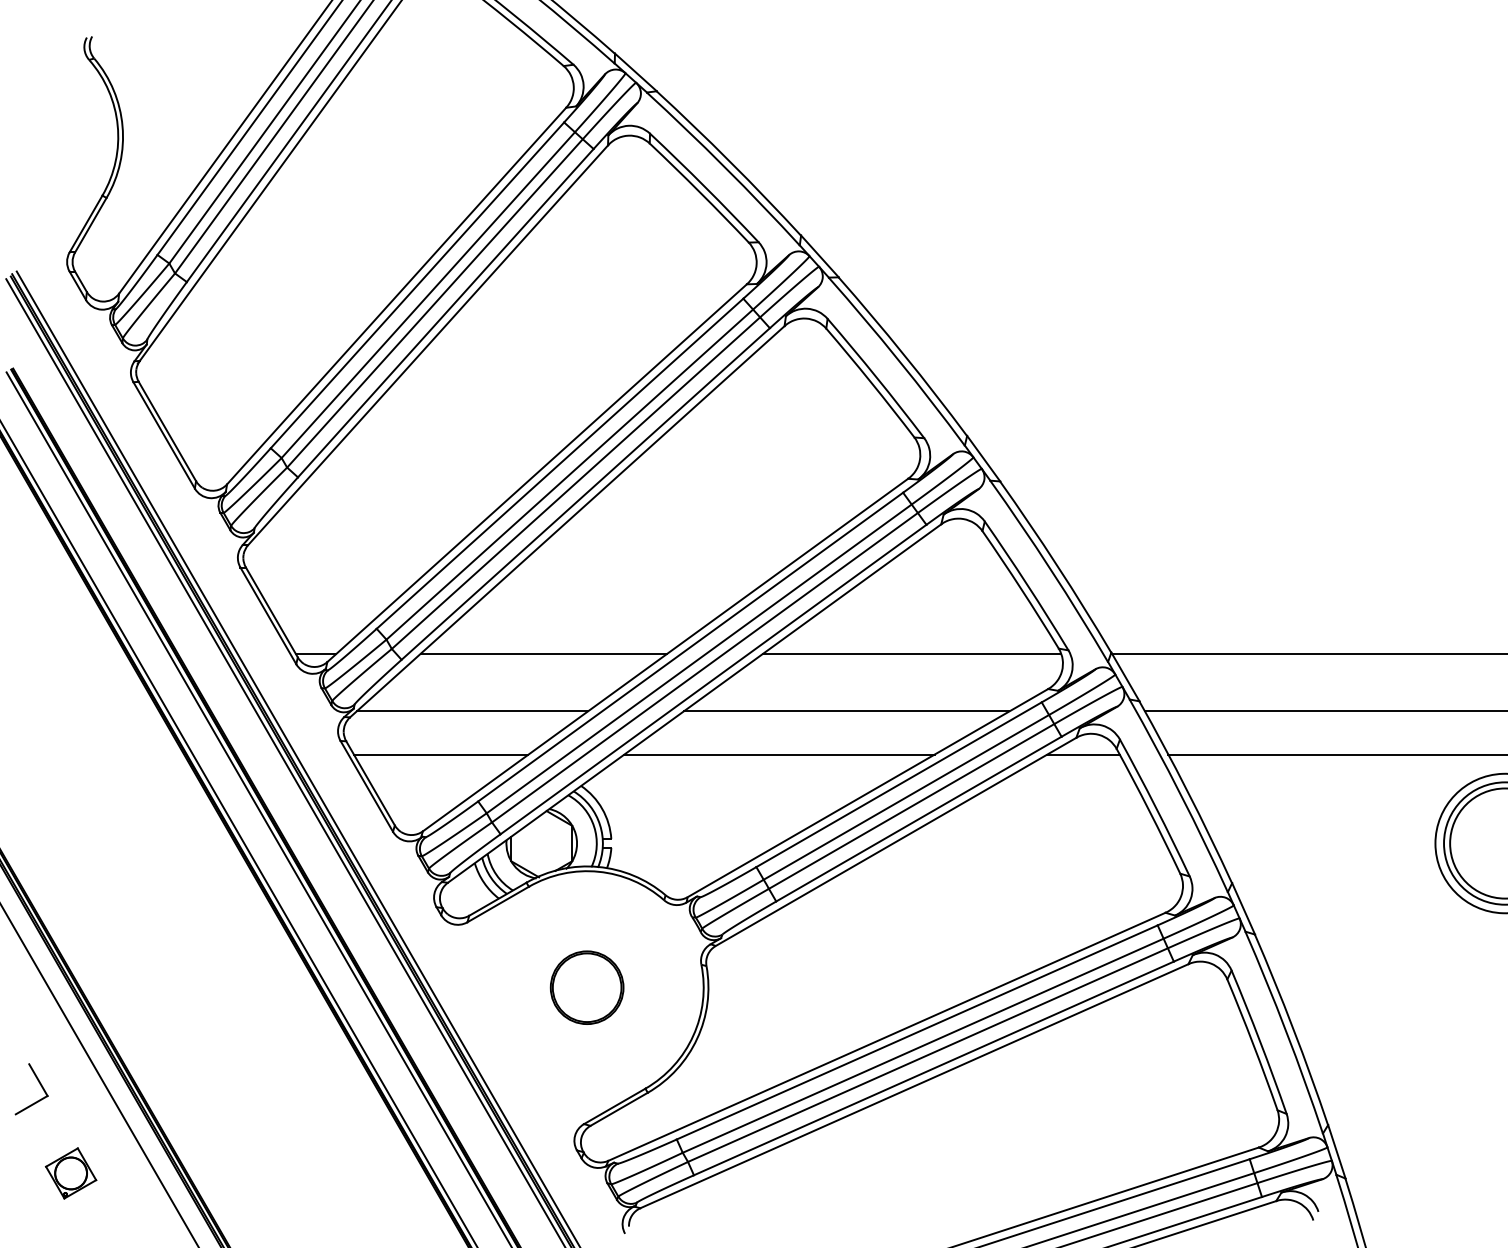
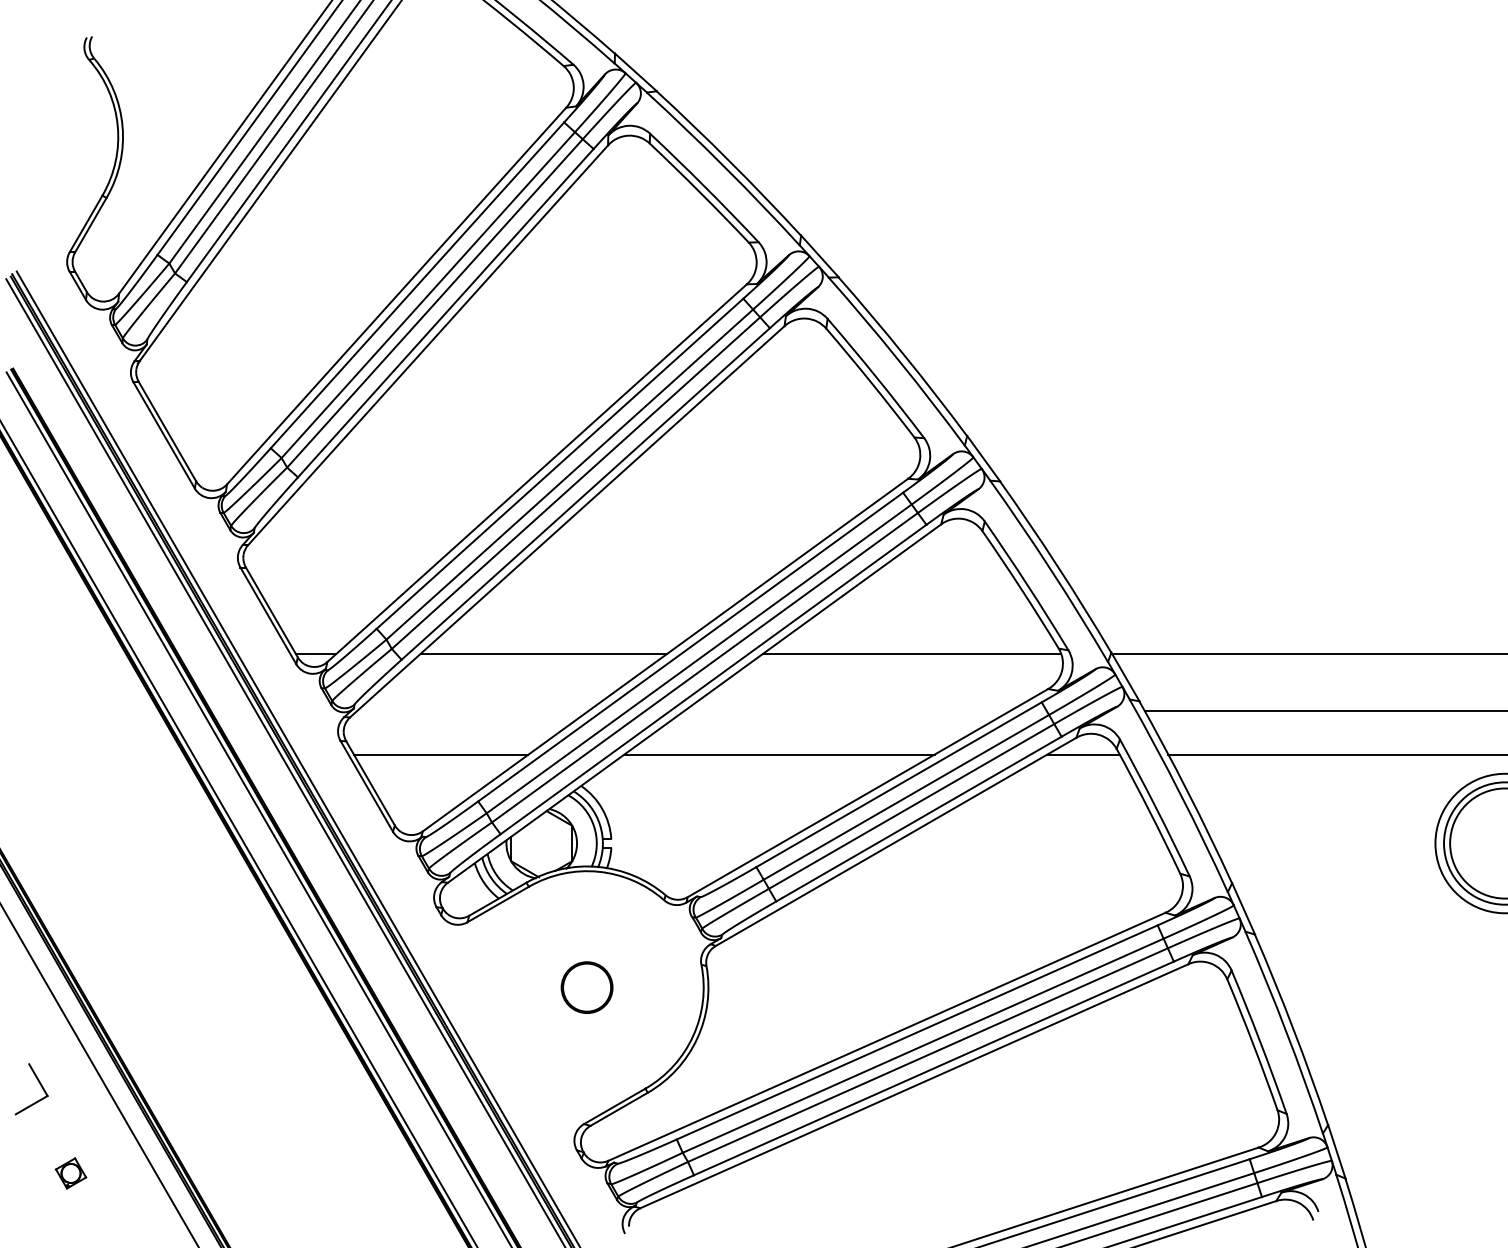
line: present -> none (471, 711)
line: present -> none (846, 711)
part size: 76x75 px -> 54x53 px (586, 987)
part size: 54x53 px -> 34x33 px (70, 1173)
